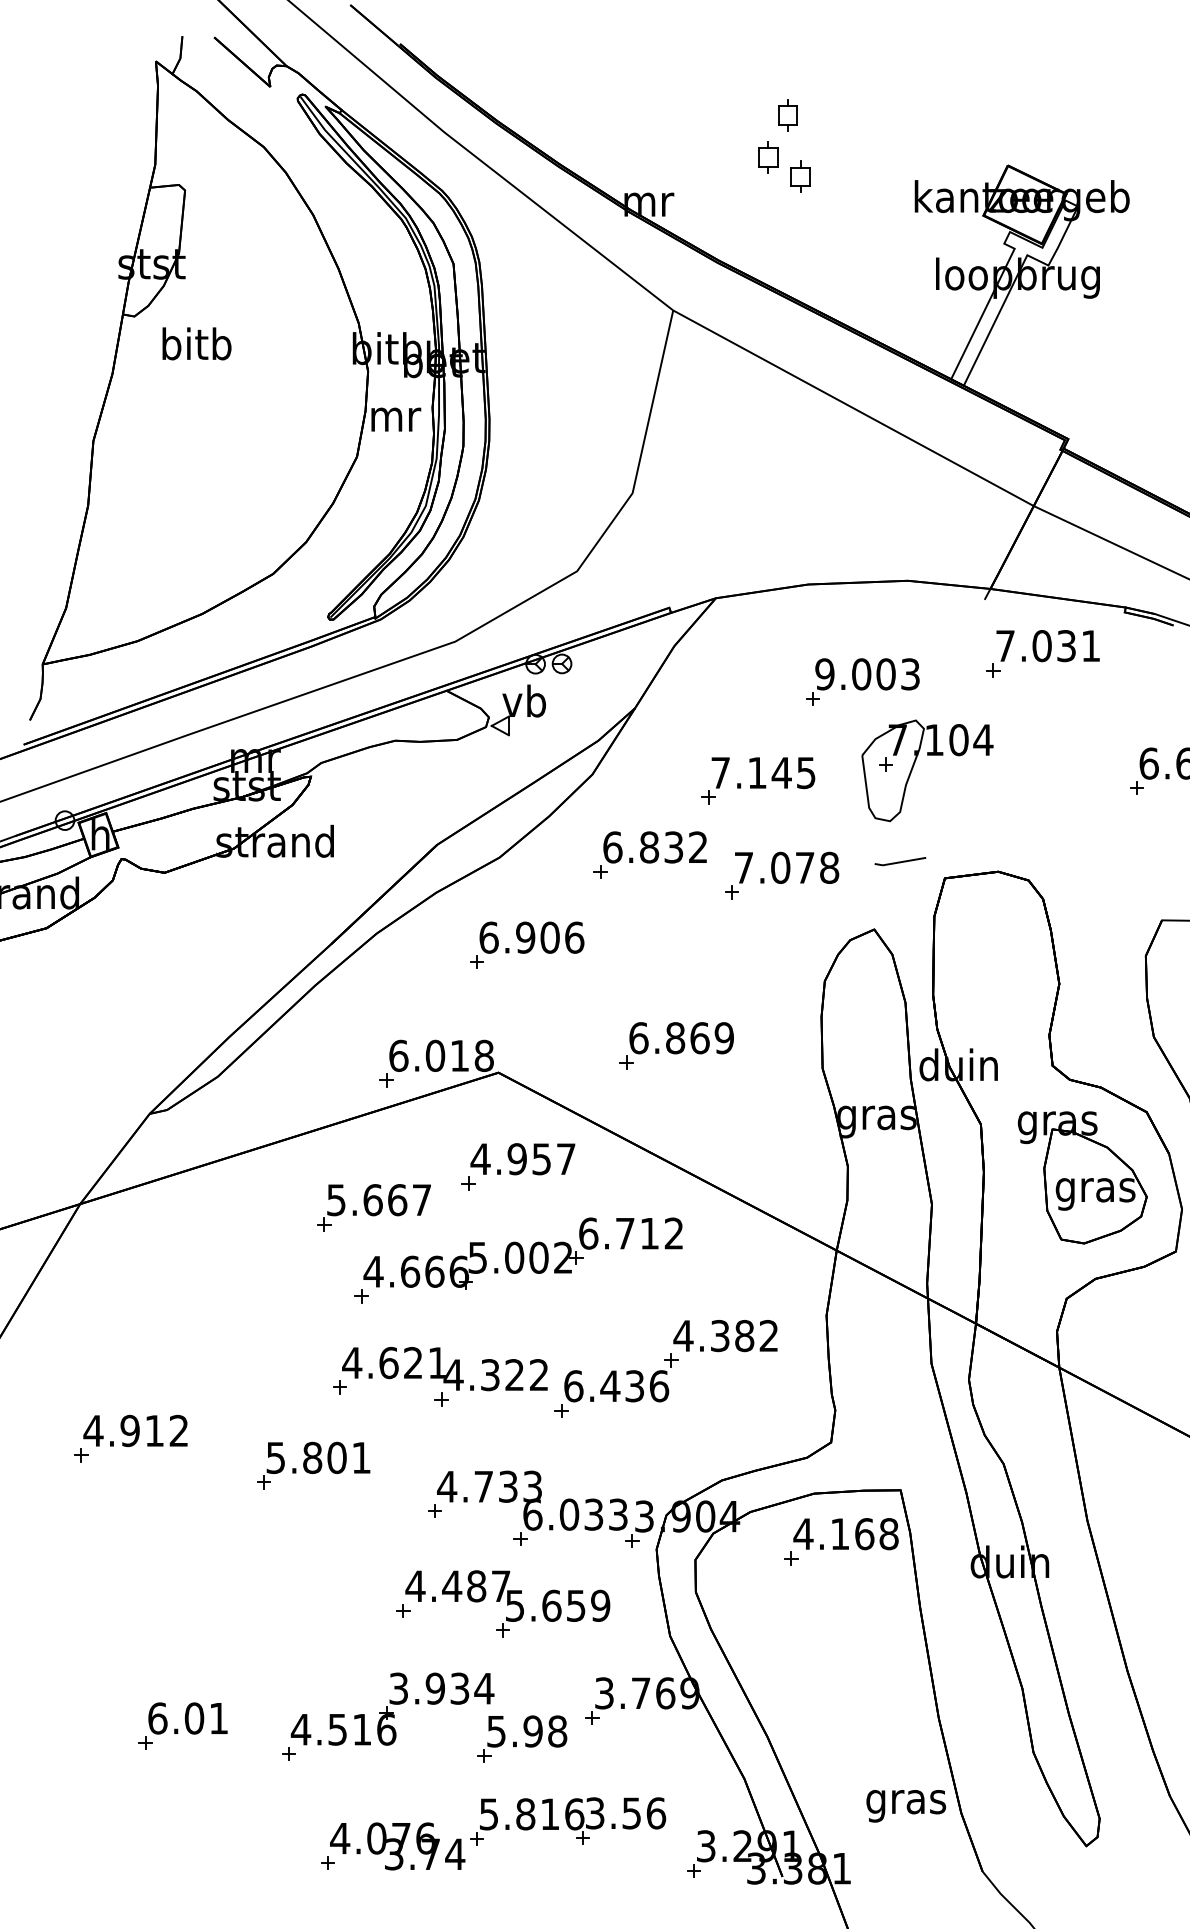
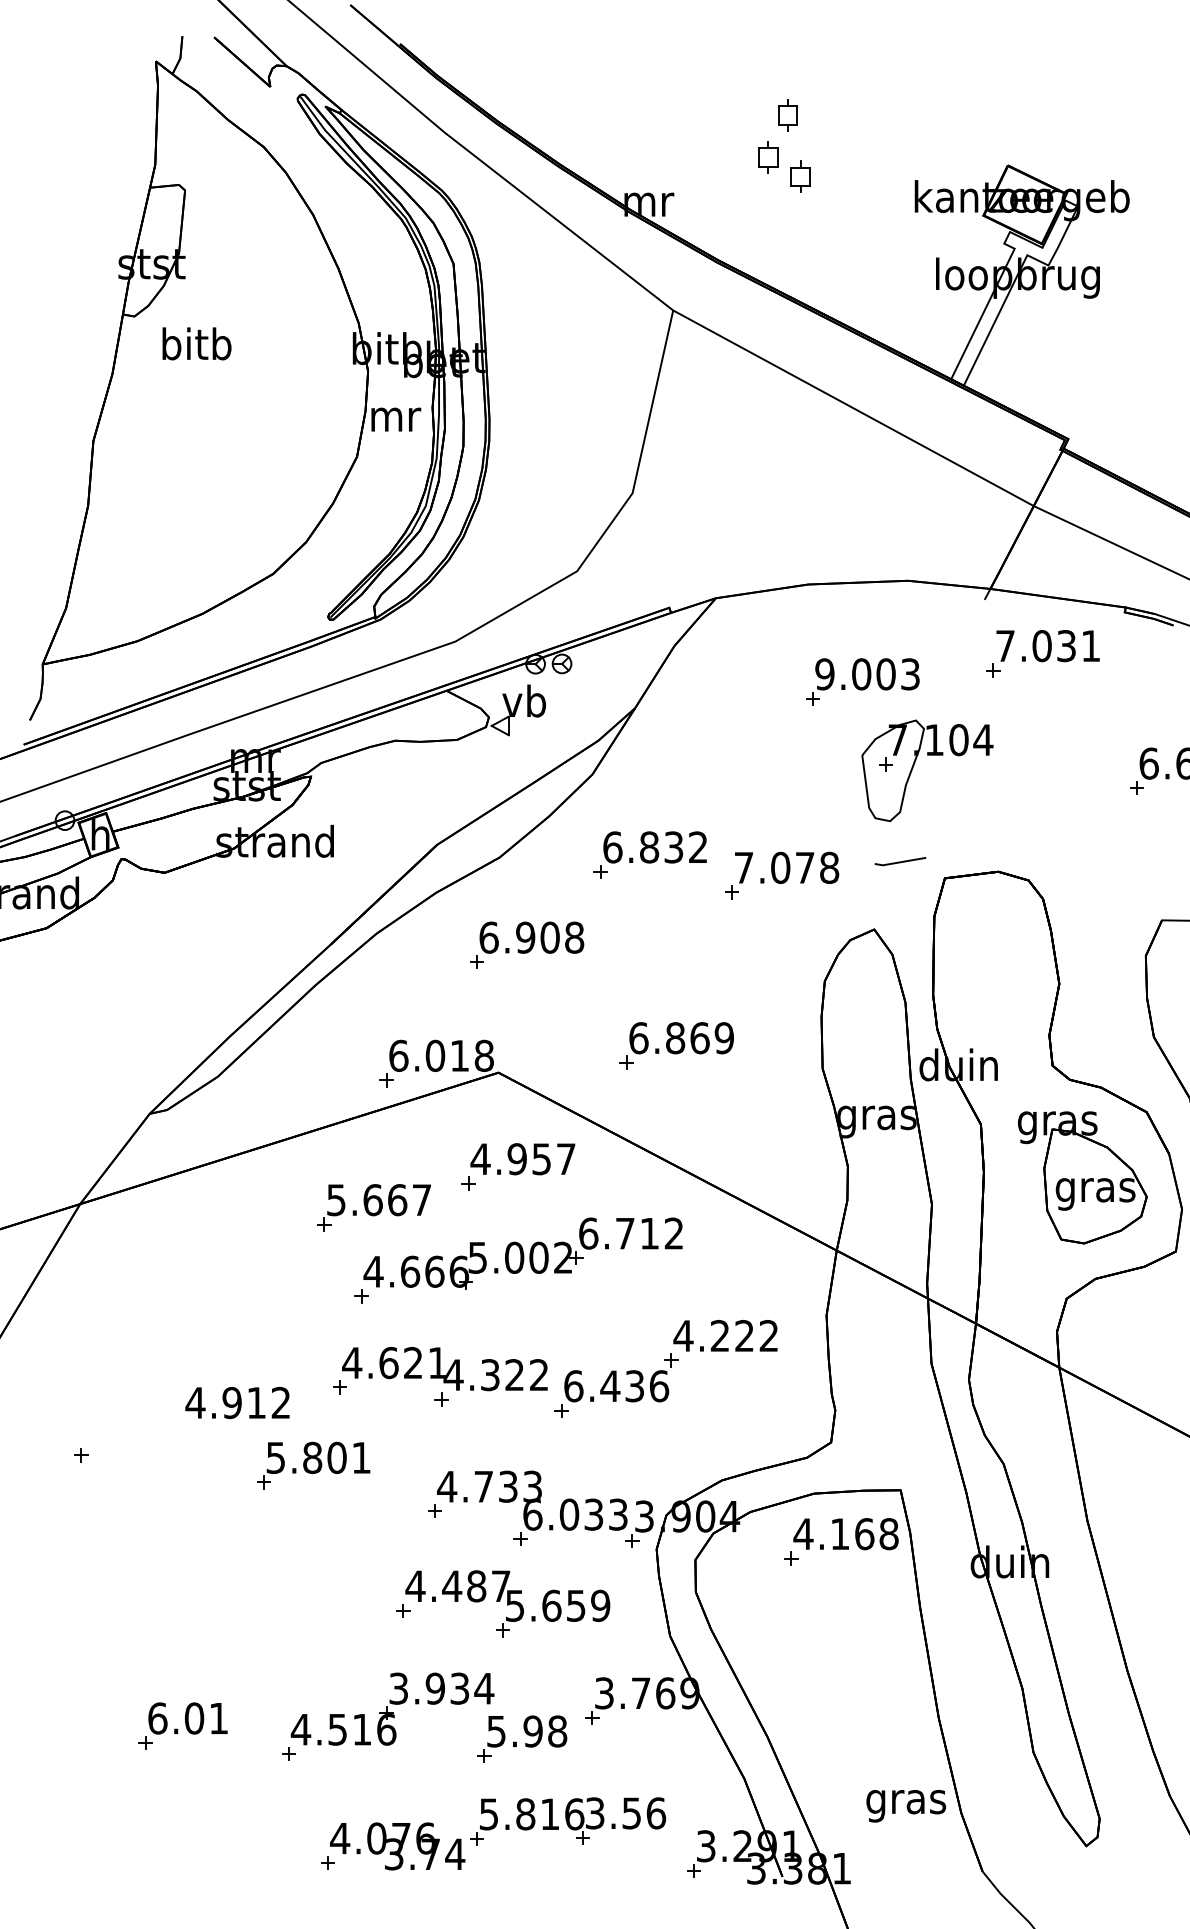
part: present -> none (758, 780)
text: 6.906 -> 6.908 (574, 937)
text: 4.382 -> 4.222 (732, 1336)
text position: (135, 1430) -> (237, 1402) (237, 1402)
